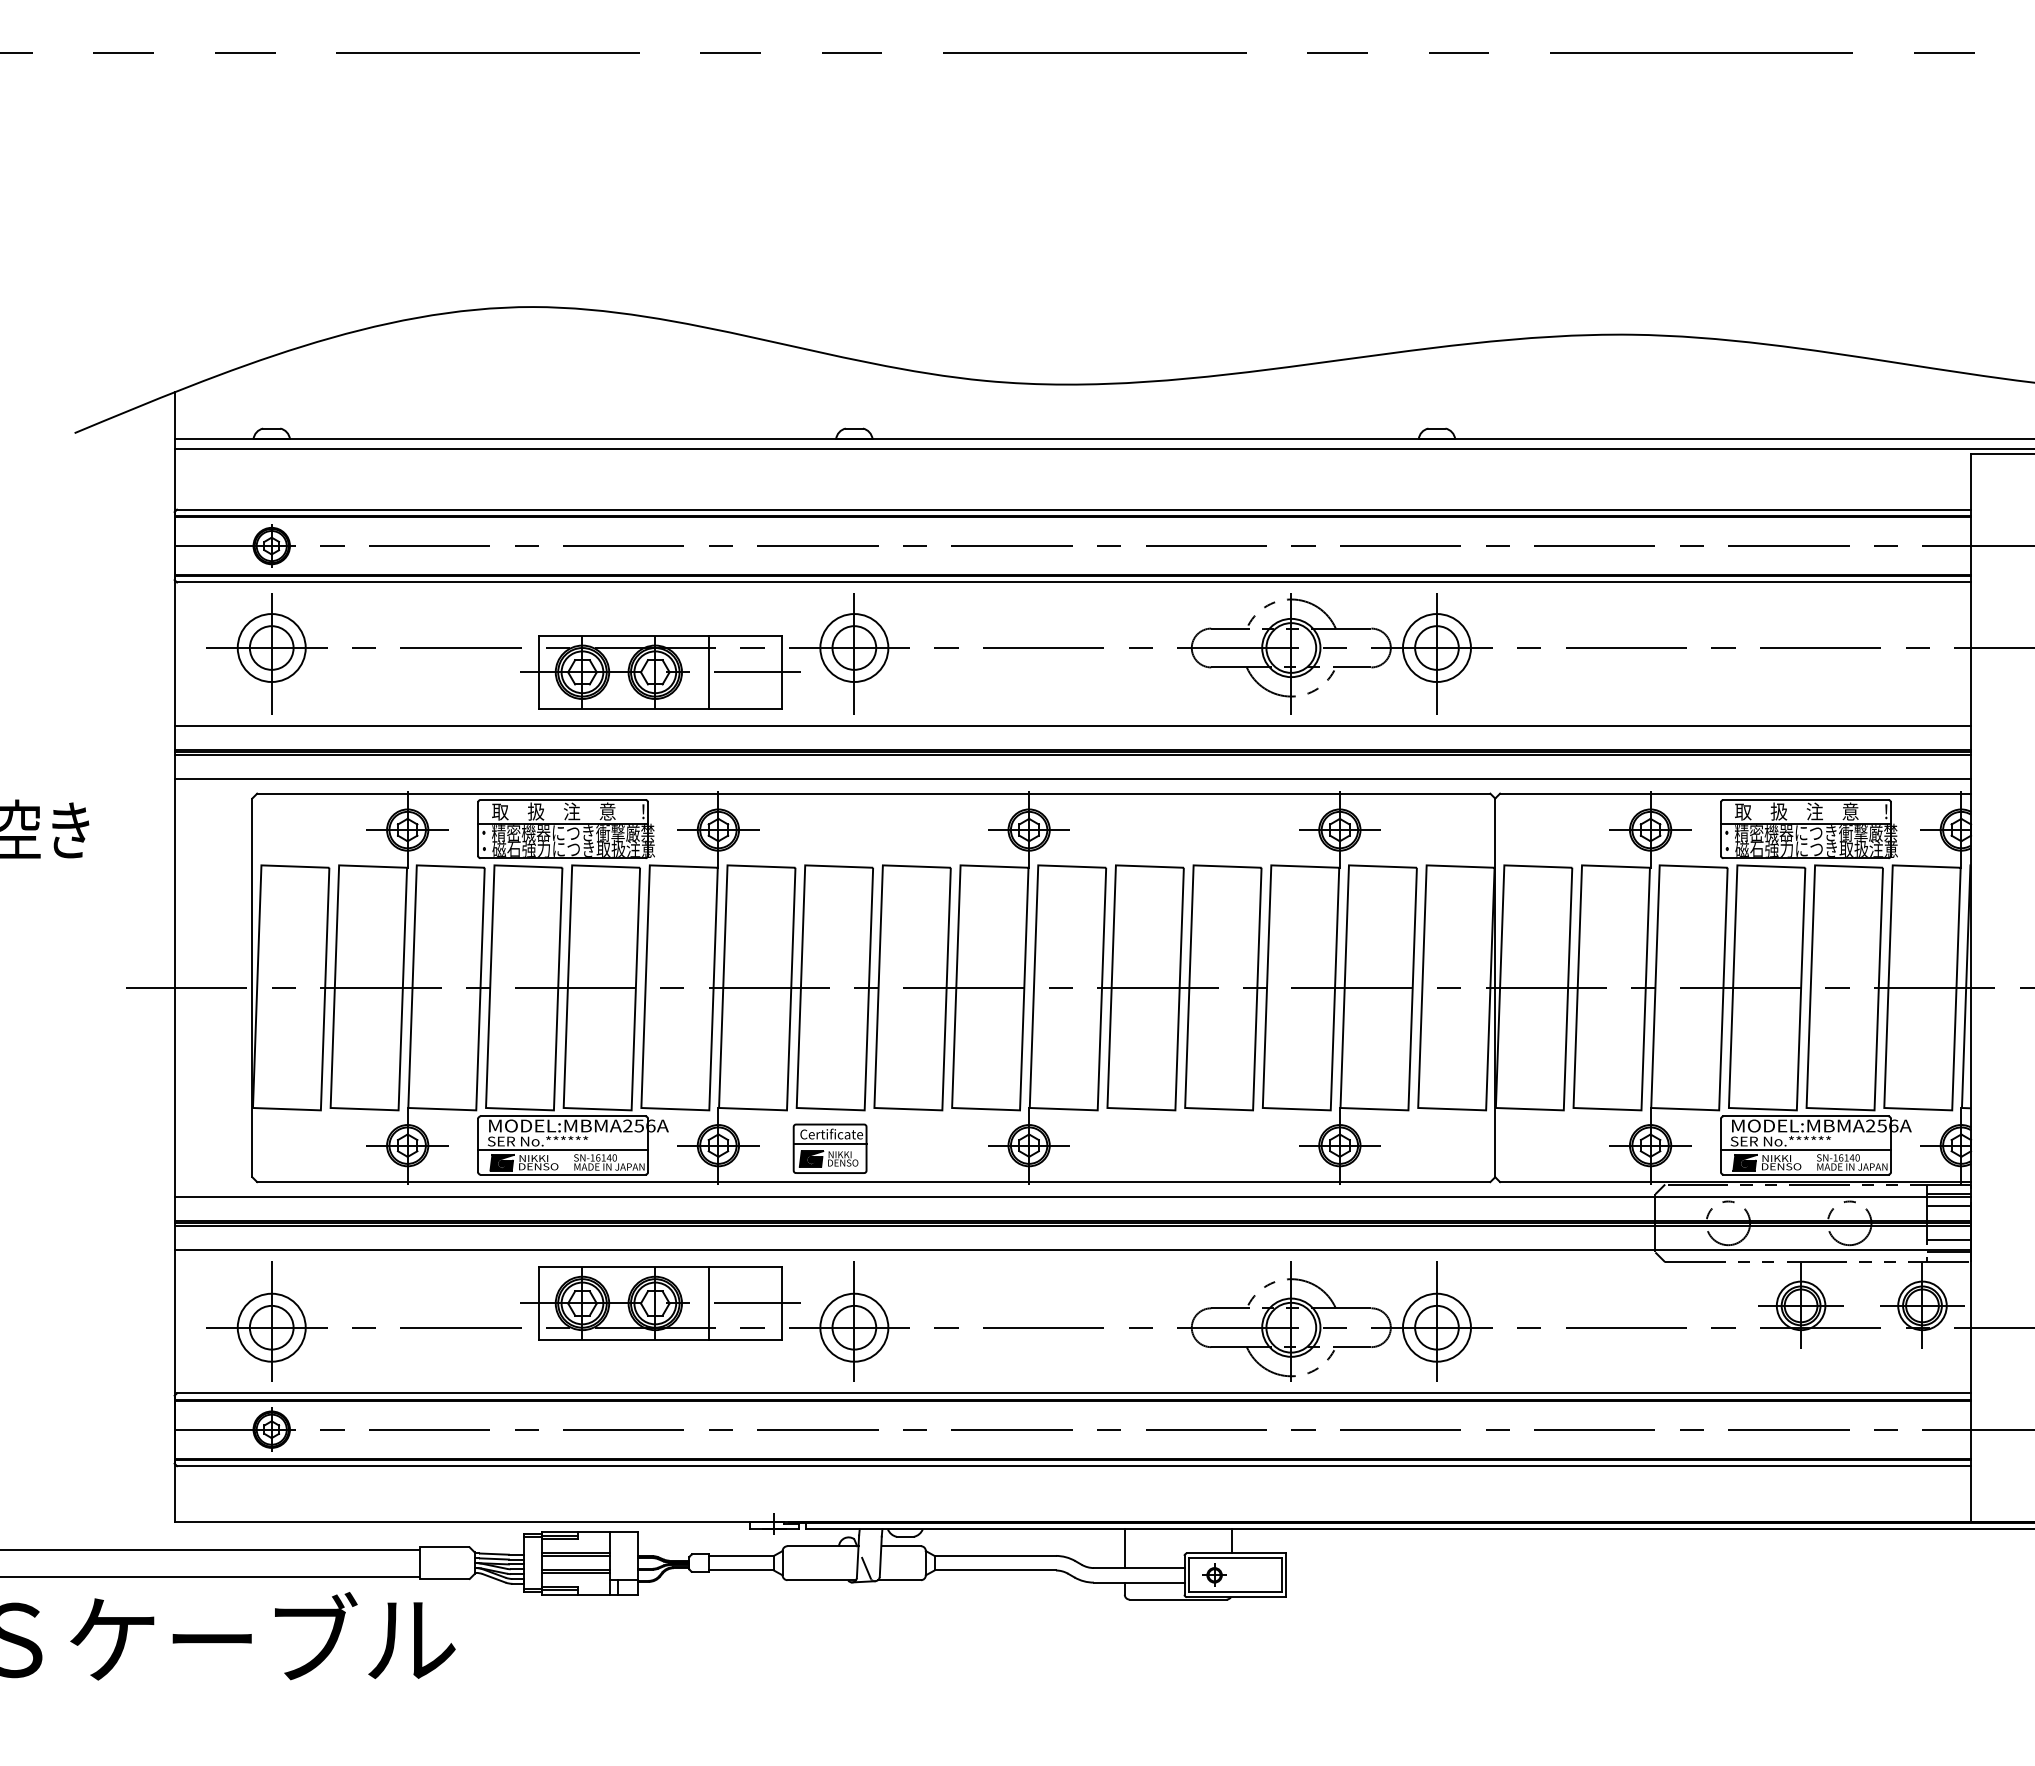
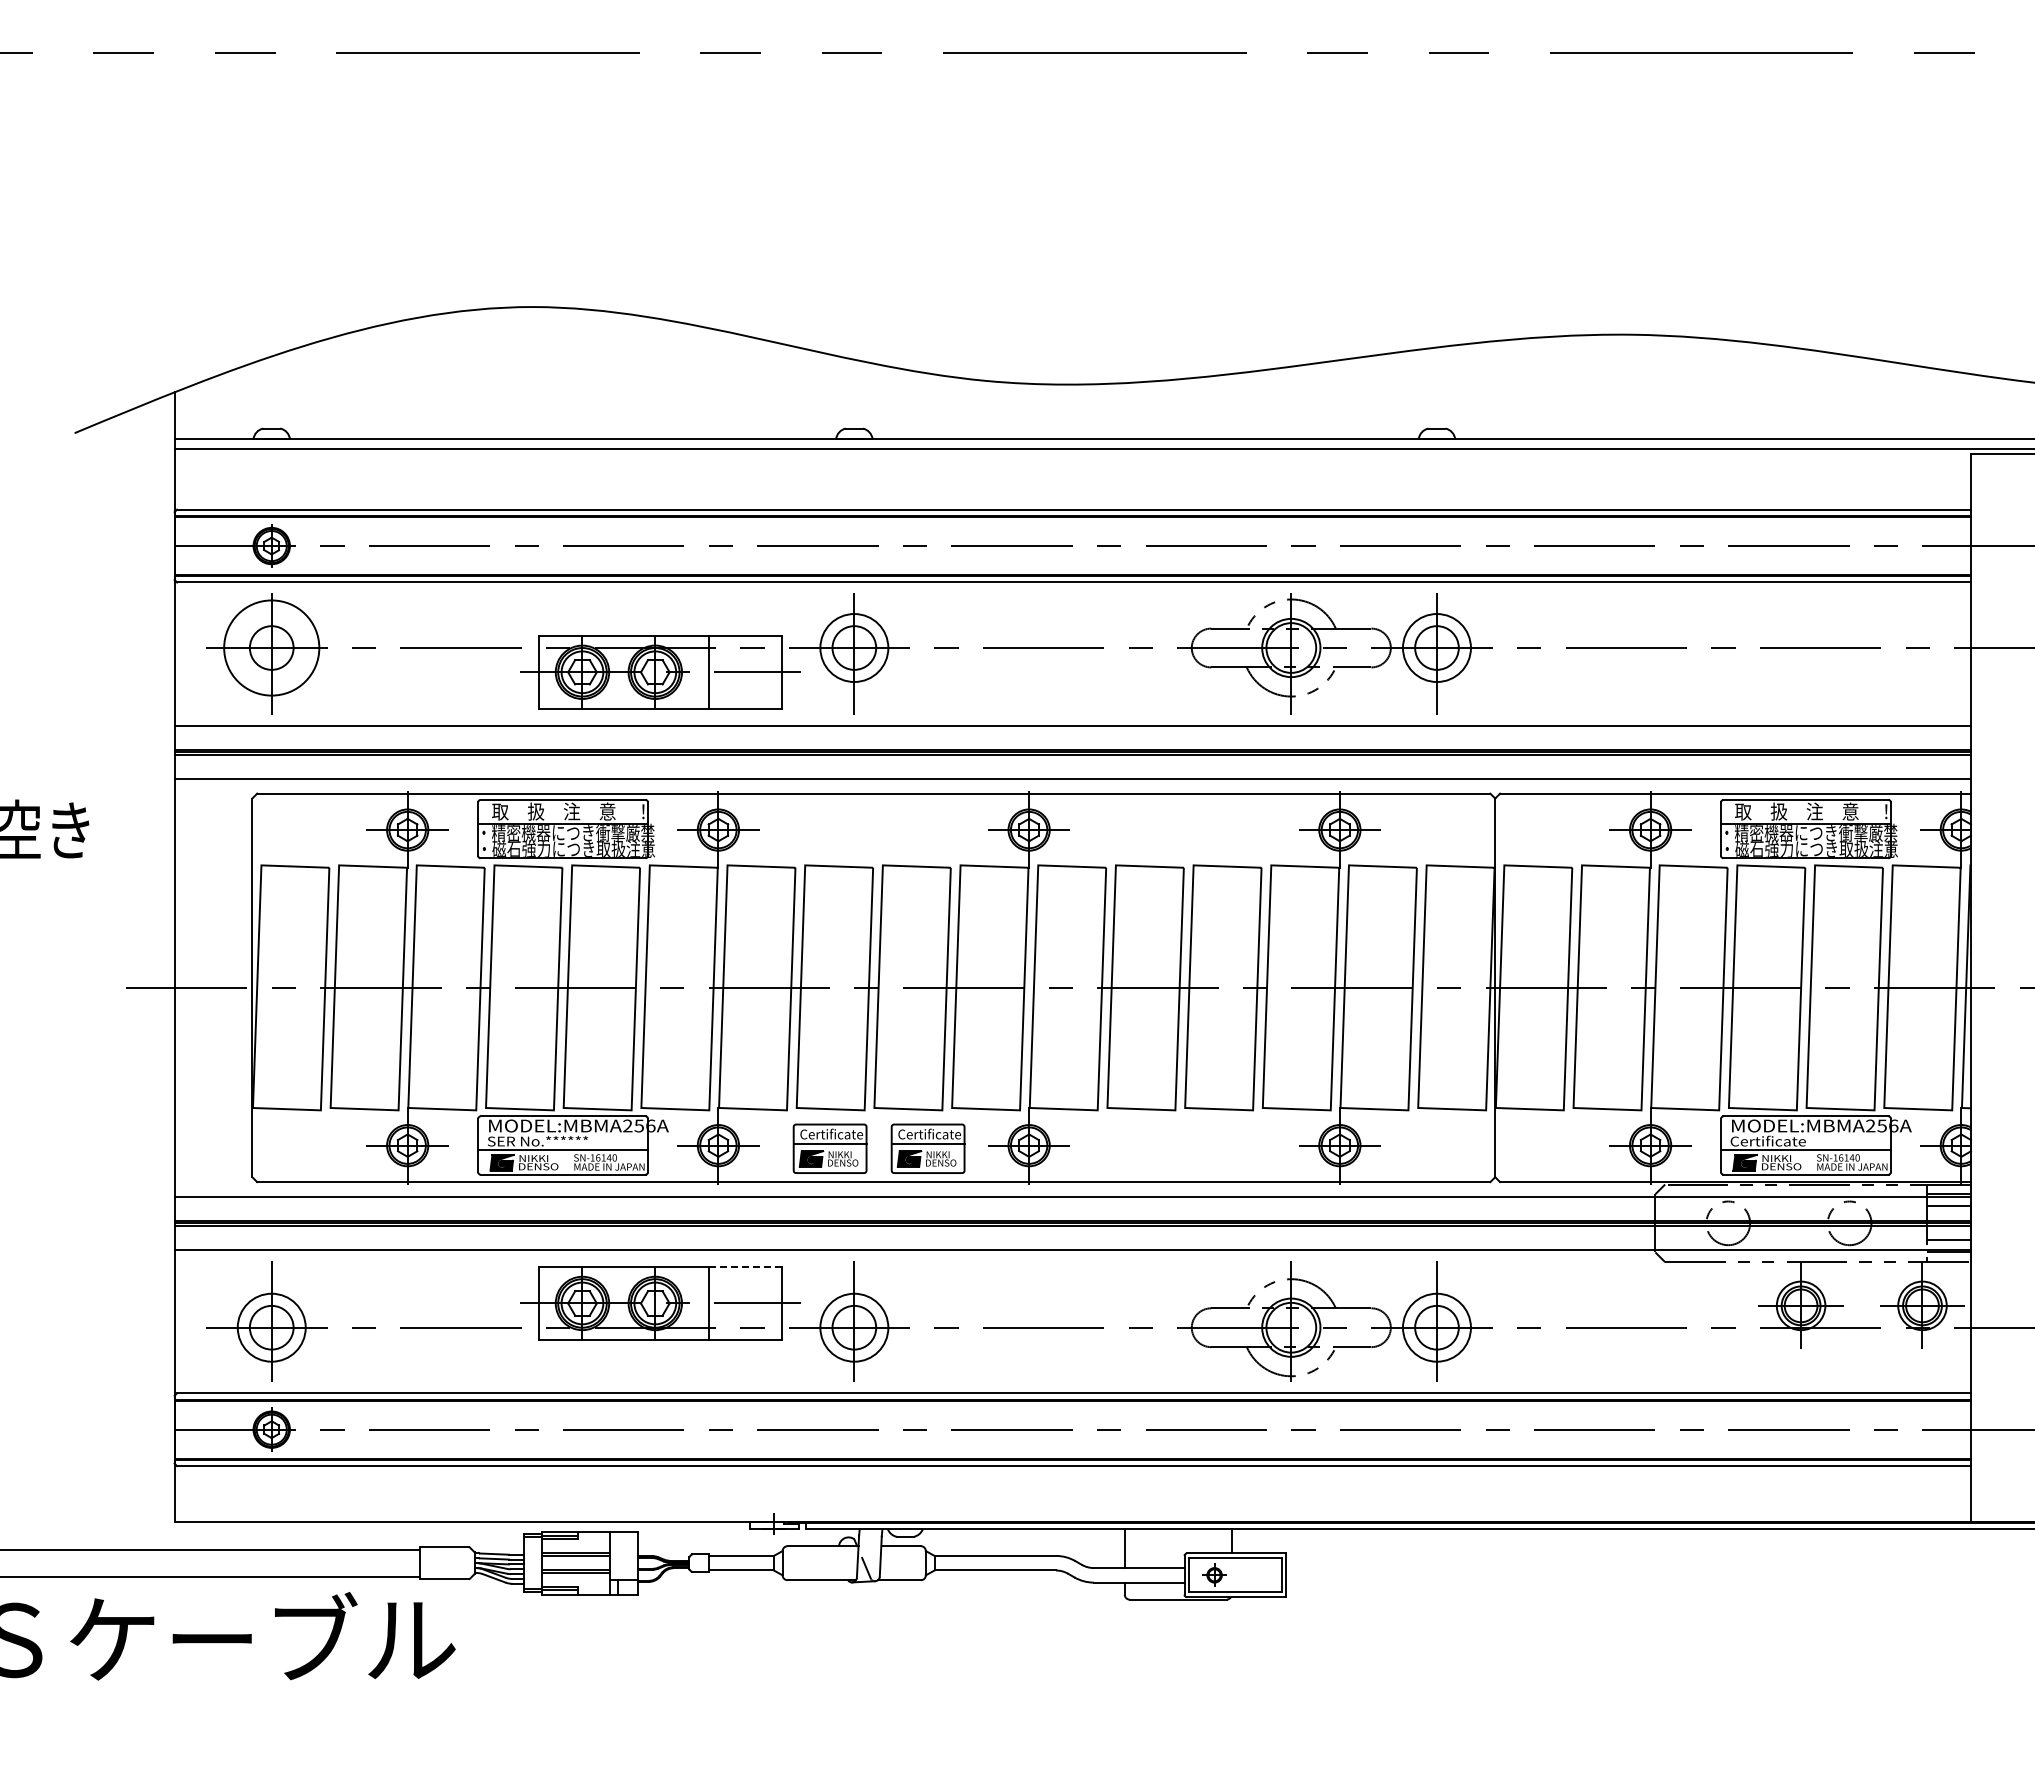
circle diameter: 68 px -> 95 px (271, 647)
text: SER No.****** -> Certificate (1780, 1140)
part: none -> present (927, 1148)
line: solid -> dashed (745, 1267)
